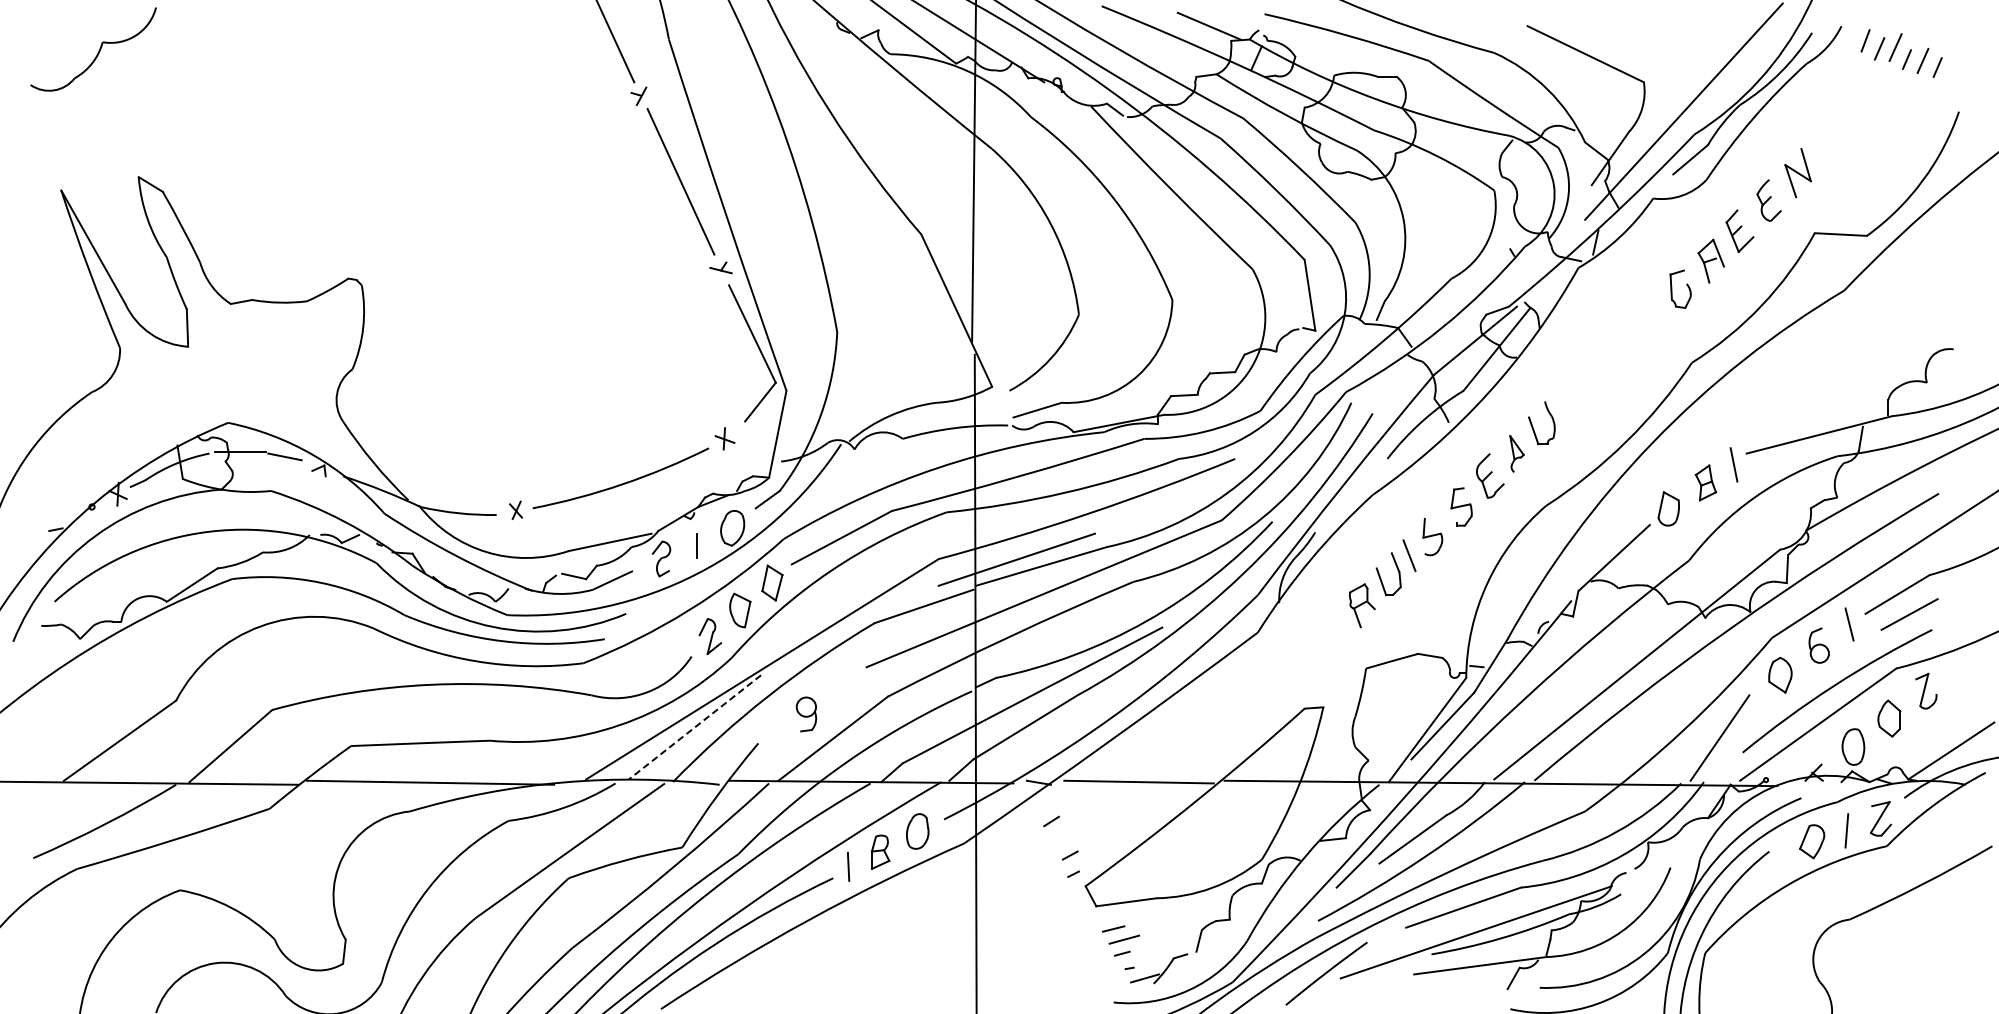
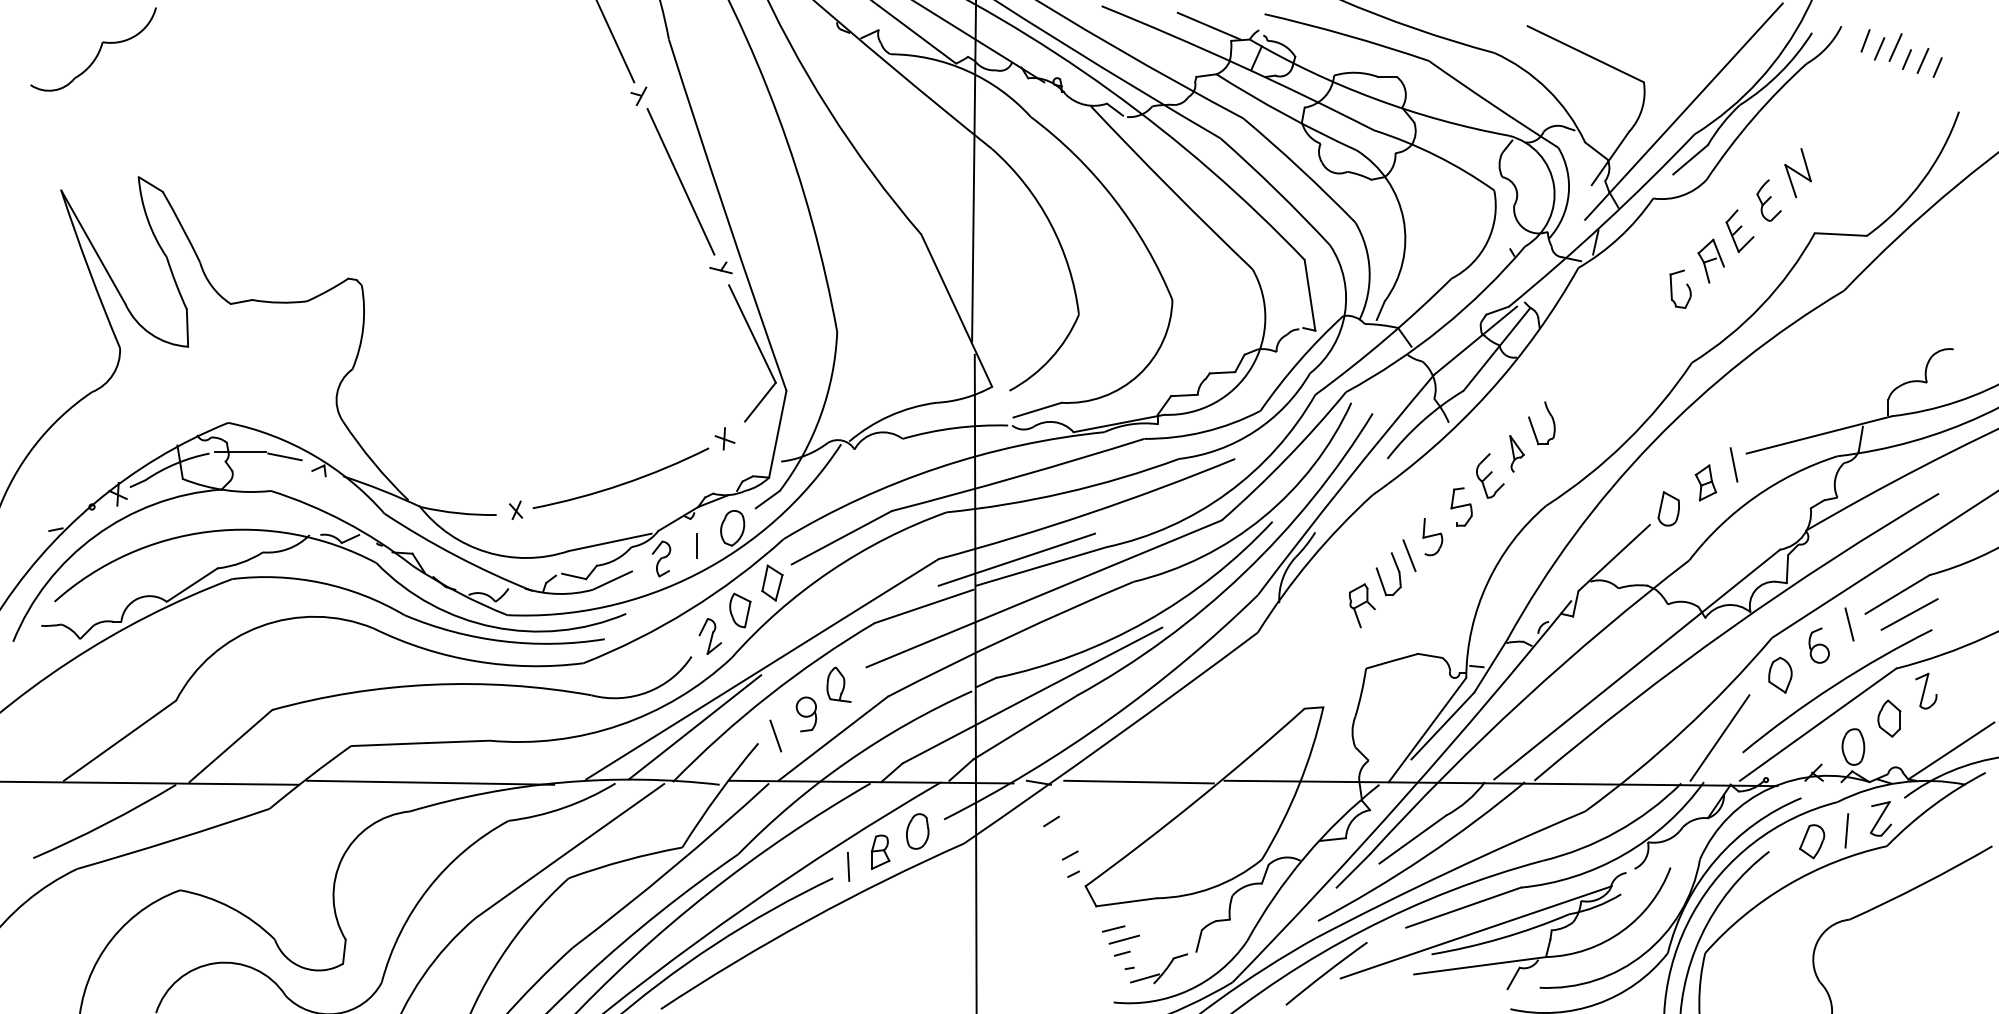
part: none -> present (838, 684)
line: dashed -> solid (694, 727)
line: none -> present (775, 735)
